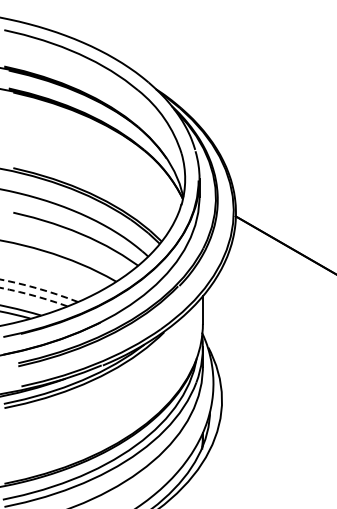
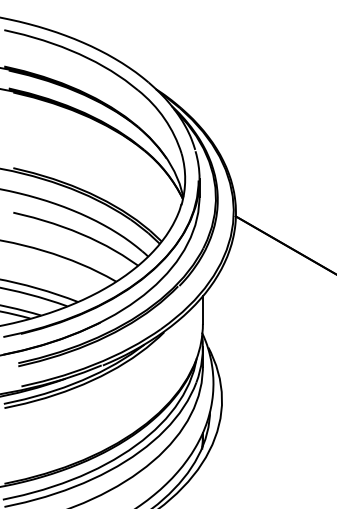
arc: dashed -> solid (39, 288)
arc: dashed -> solid (33, 295)
